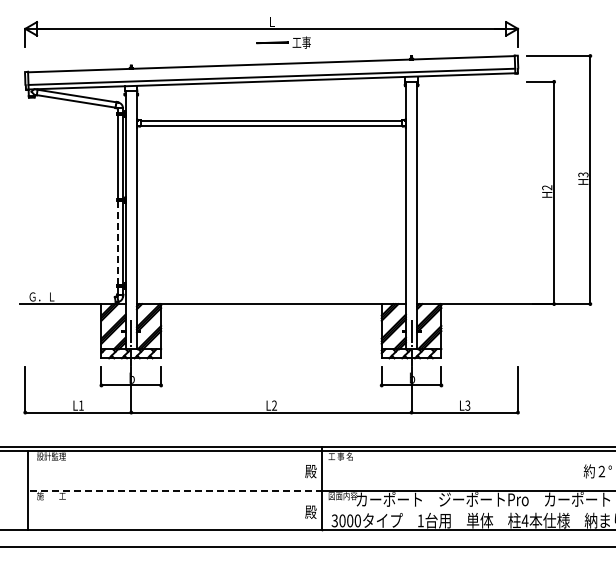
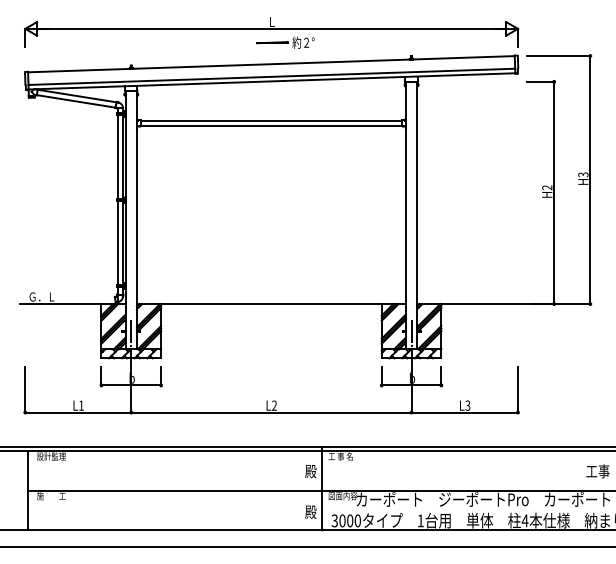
text: 工事 -> 約２° (303, 42)
line: dashed -> solid (117, 243)
text: 約２° -> 工事 (597, 471)
line: dashed -> solid (176, 490)
